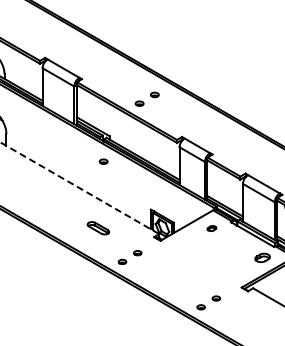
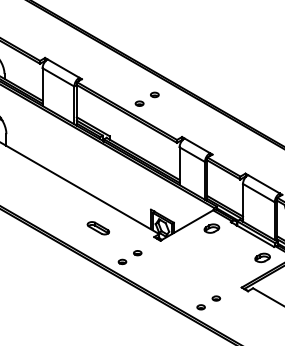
part: present -> none (103, 161)
line: dashed -> solid (79, 188)
part size: 12x7 px -> 18x11 px (211, 228)
